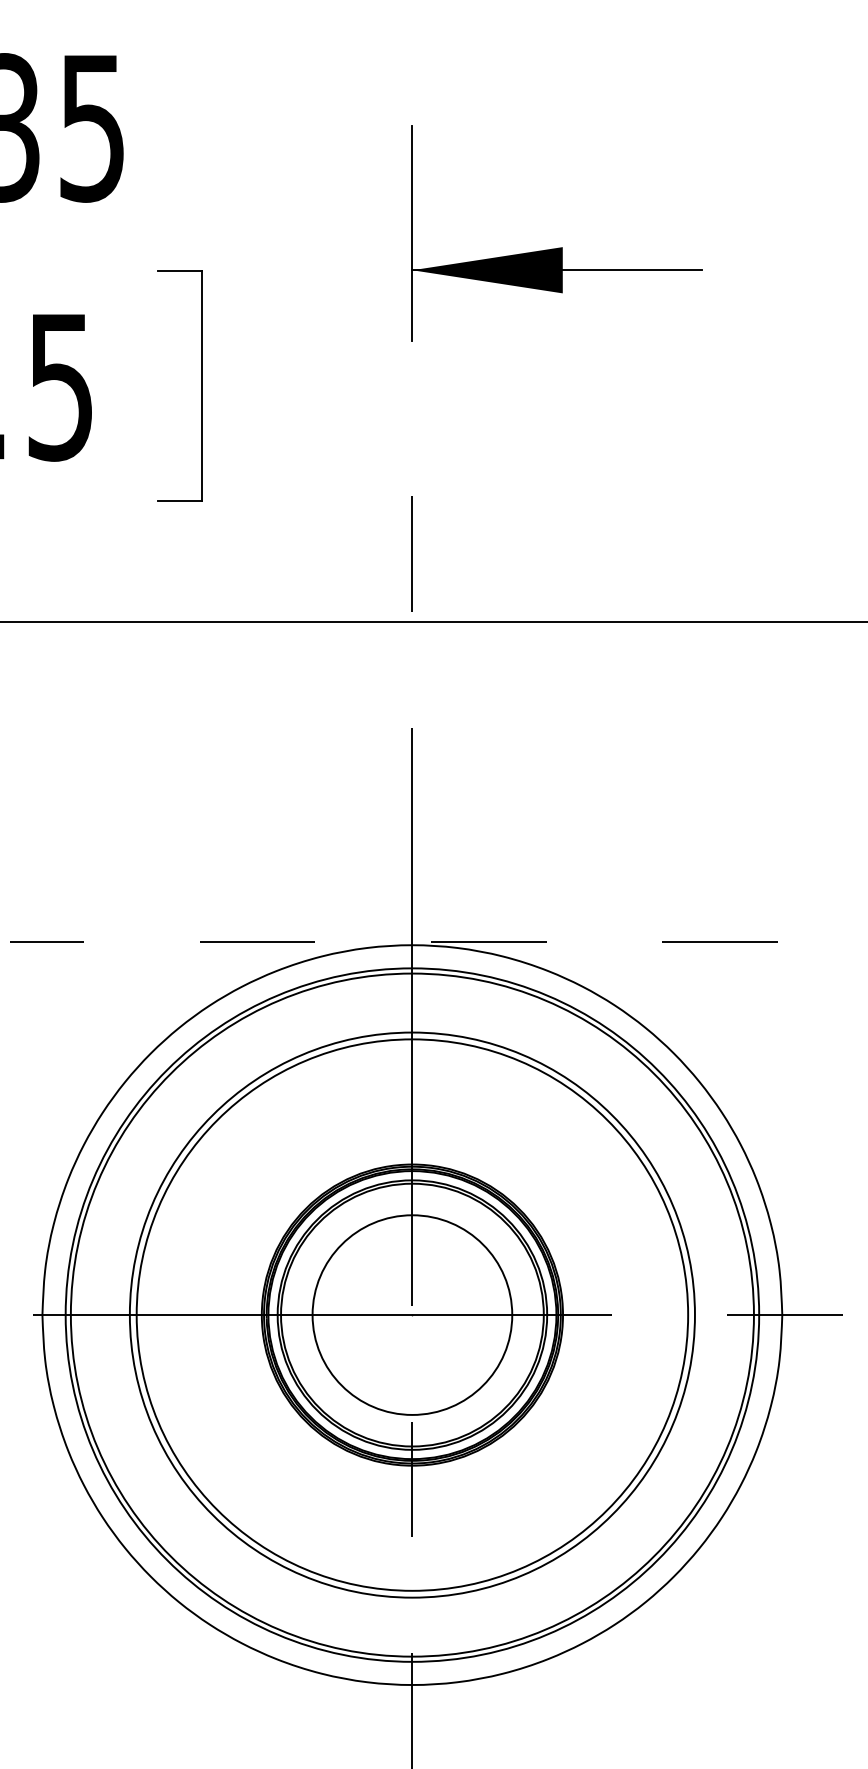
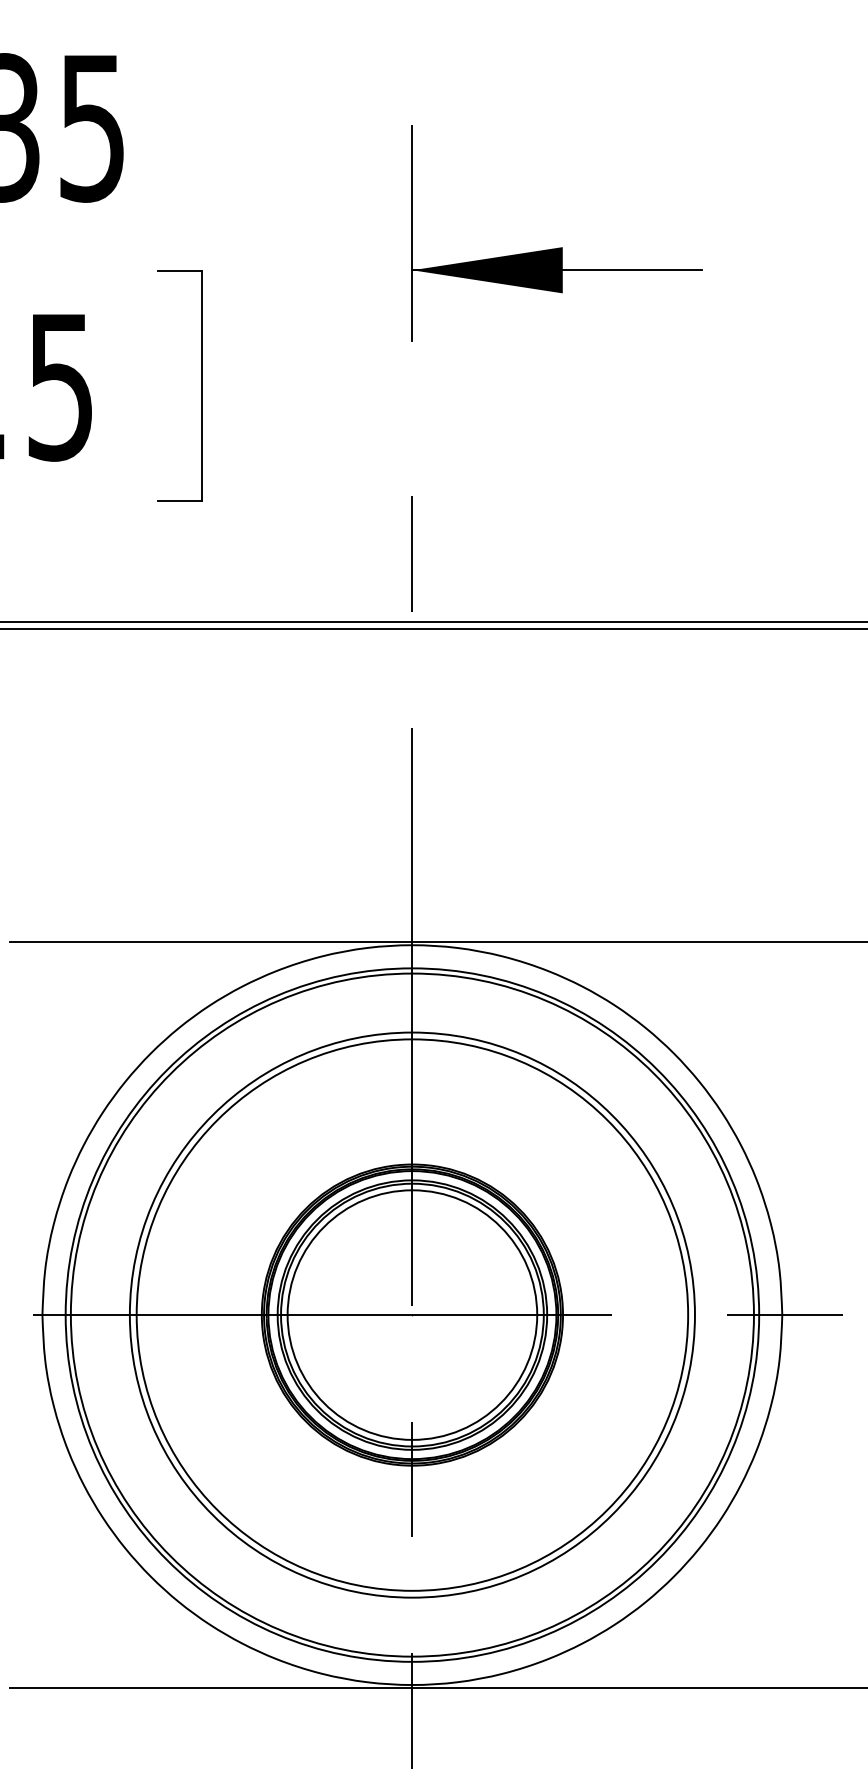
line: none -> present (433, 629)
line: dashed -> solid (438, 941)
circle diameter: 200 px -> 250 px (412, 1314)
line: none -> present (436, 1688)
